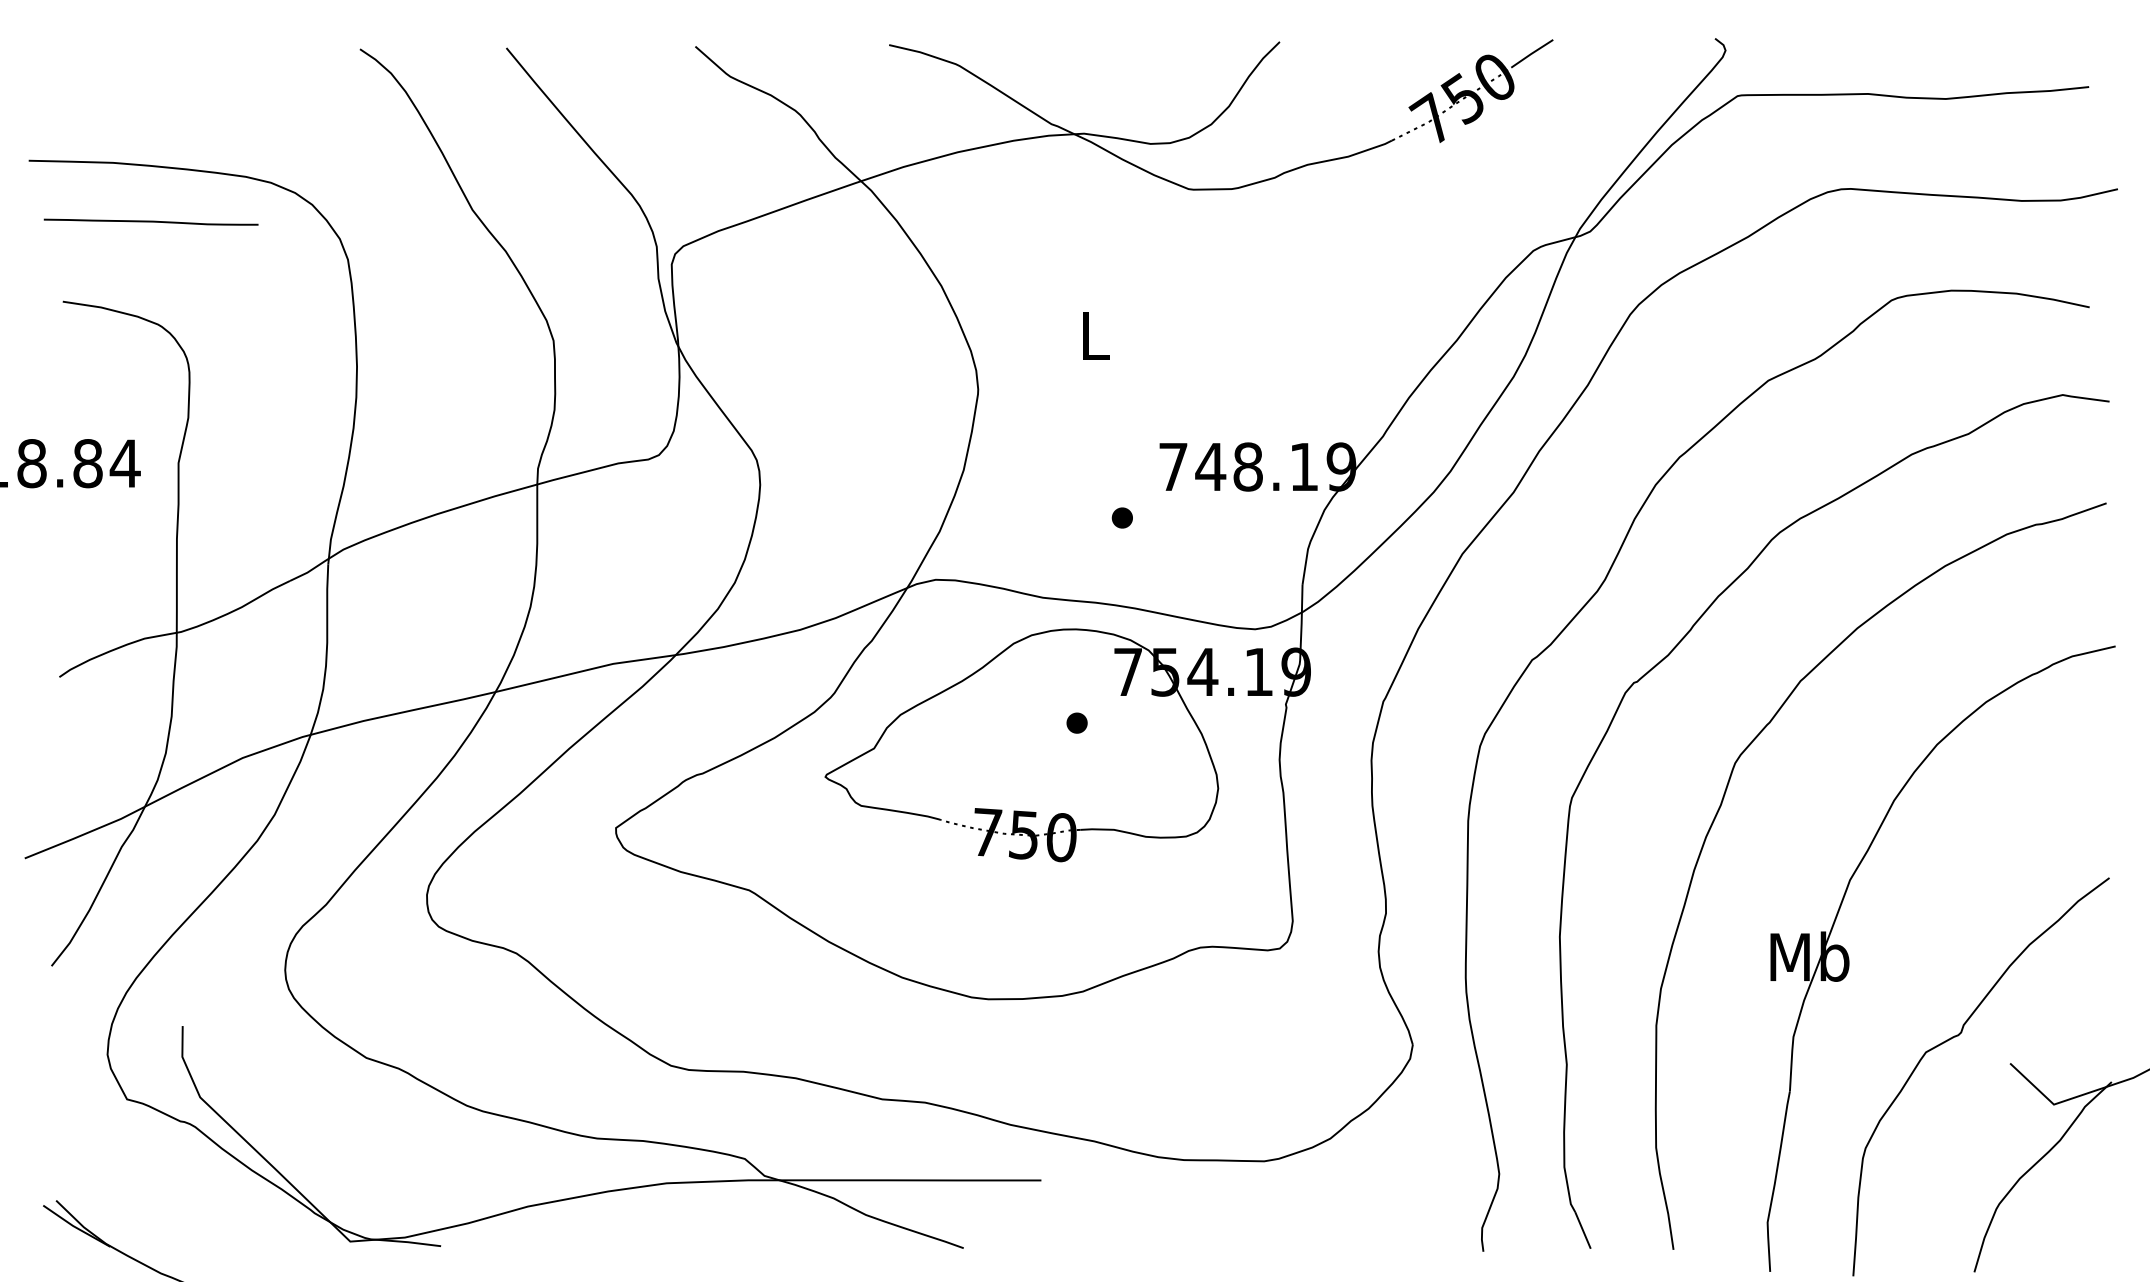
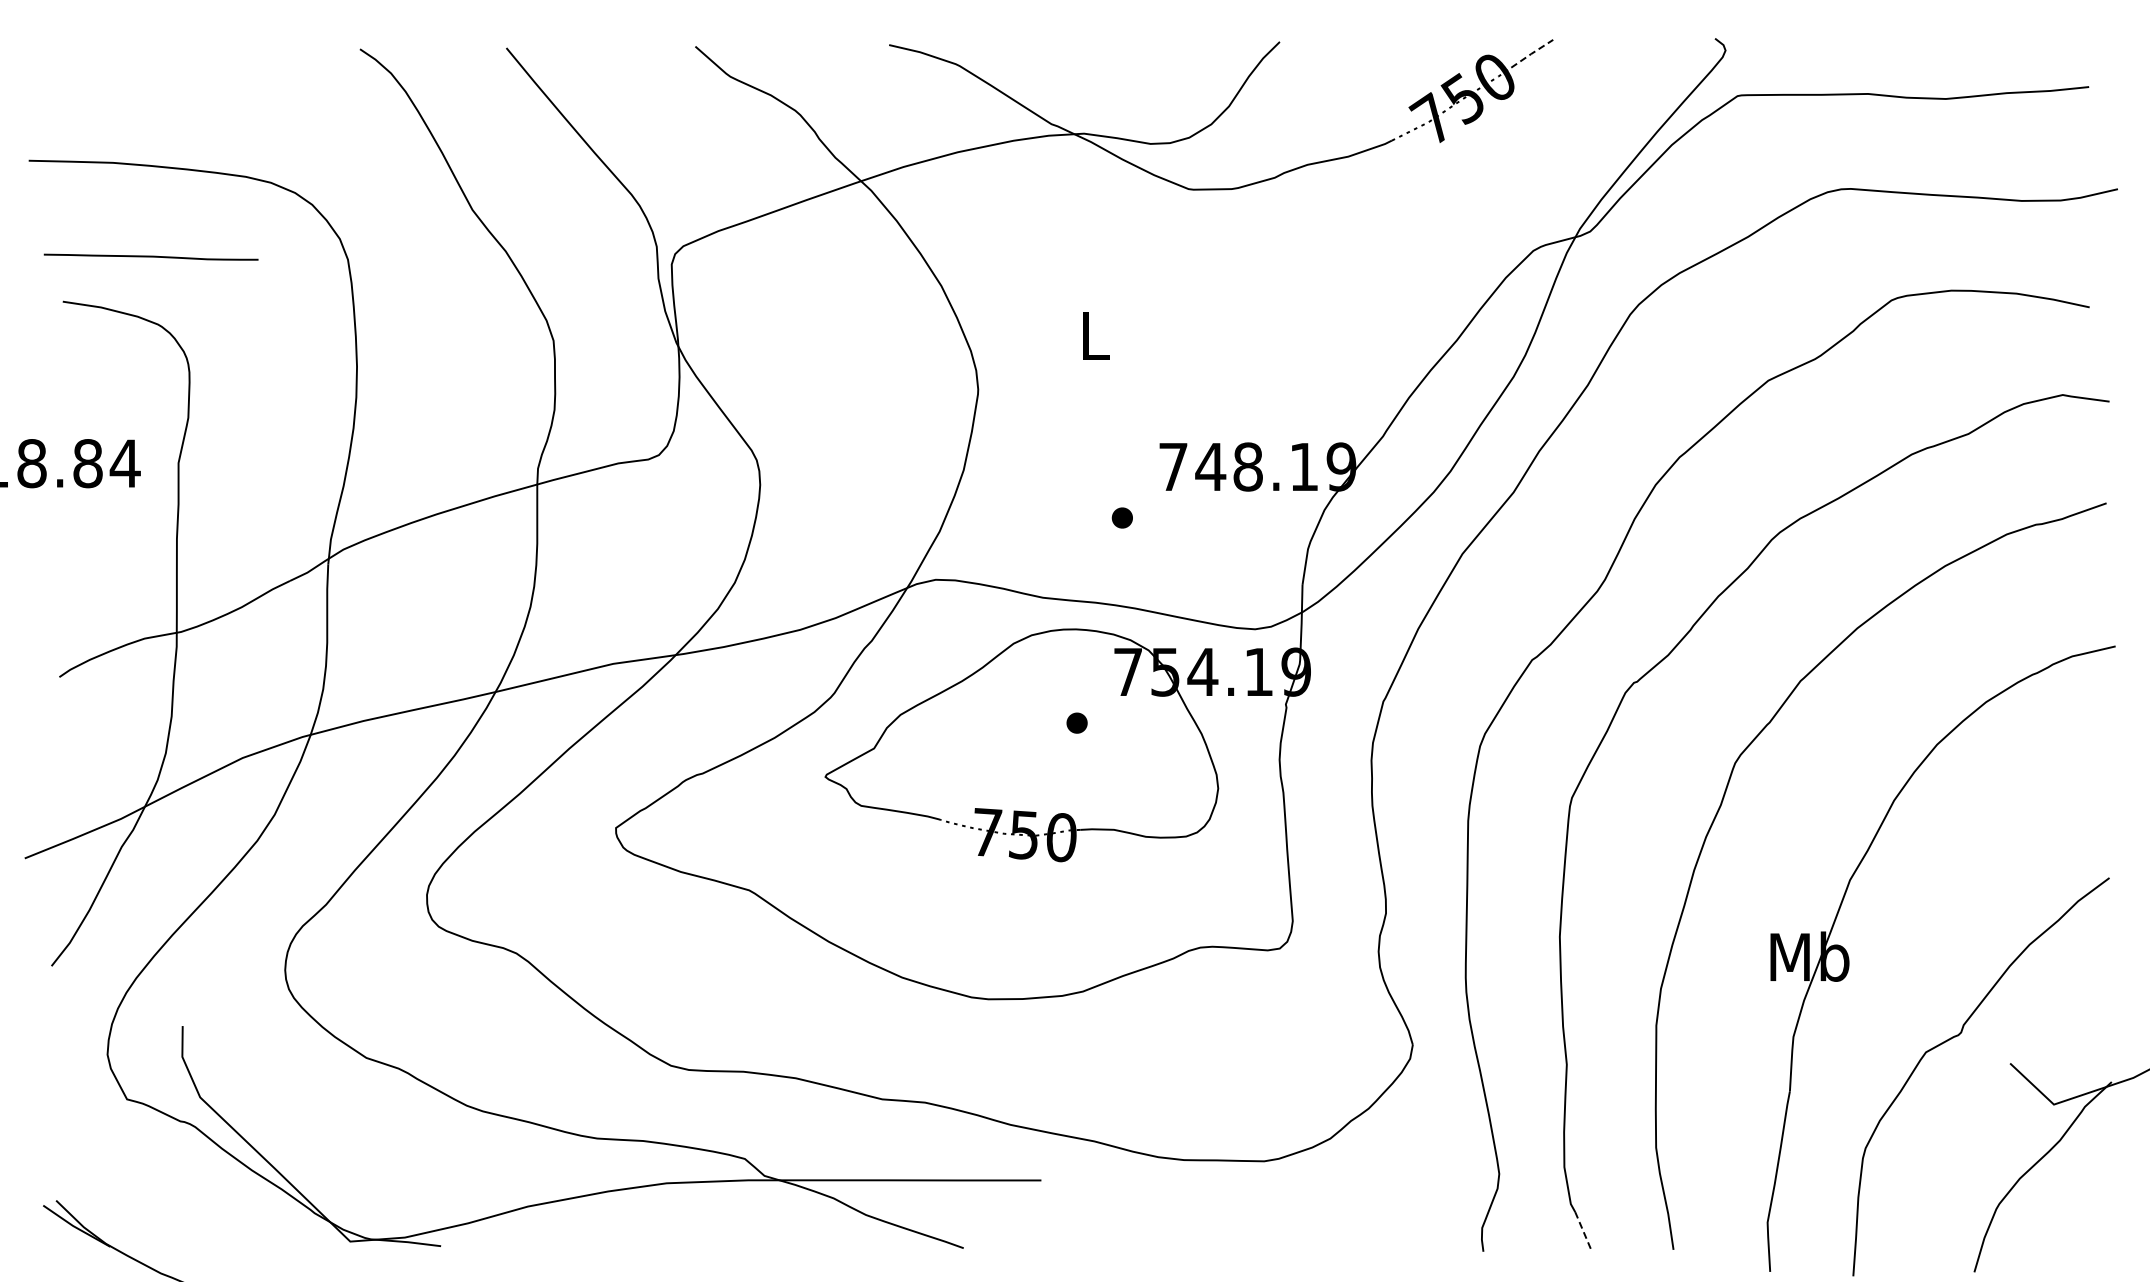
line: solid -> dashed (1532, 53)
curve position: (150, 221) -> (150, 256) (150, 256)
line: solid -> dashed (1583, 1230)
